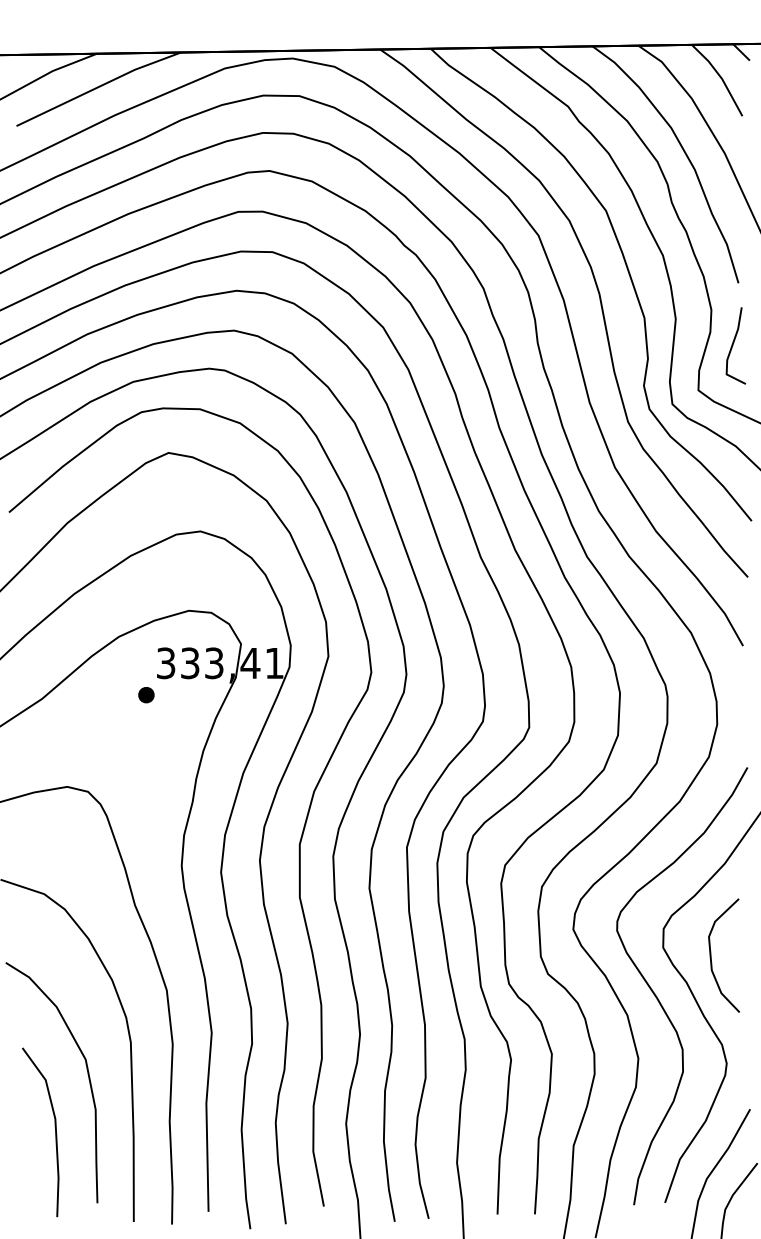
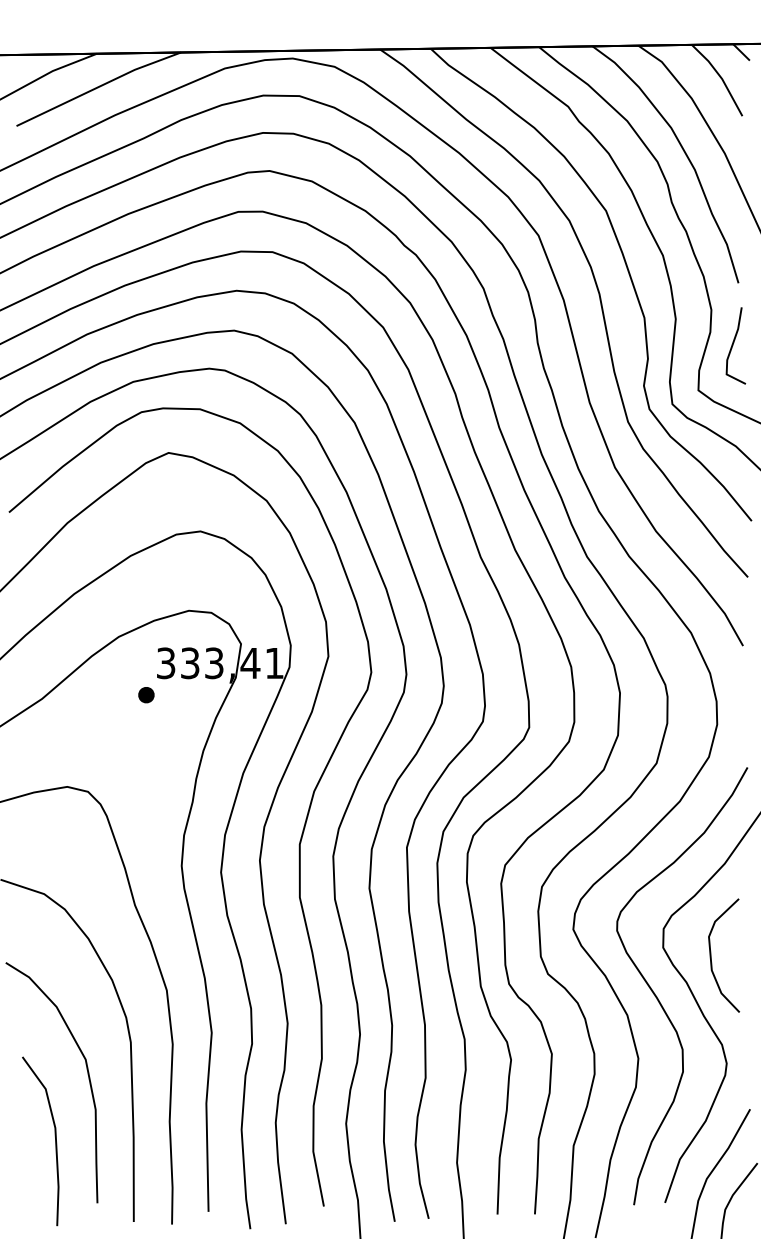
part position: (54, 1127) -> (54, 1136) (54, 1136)
